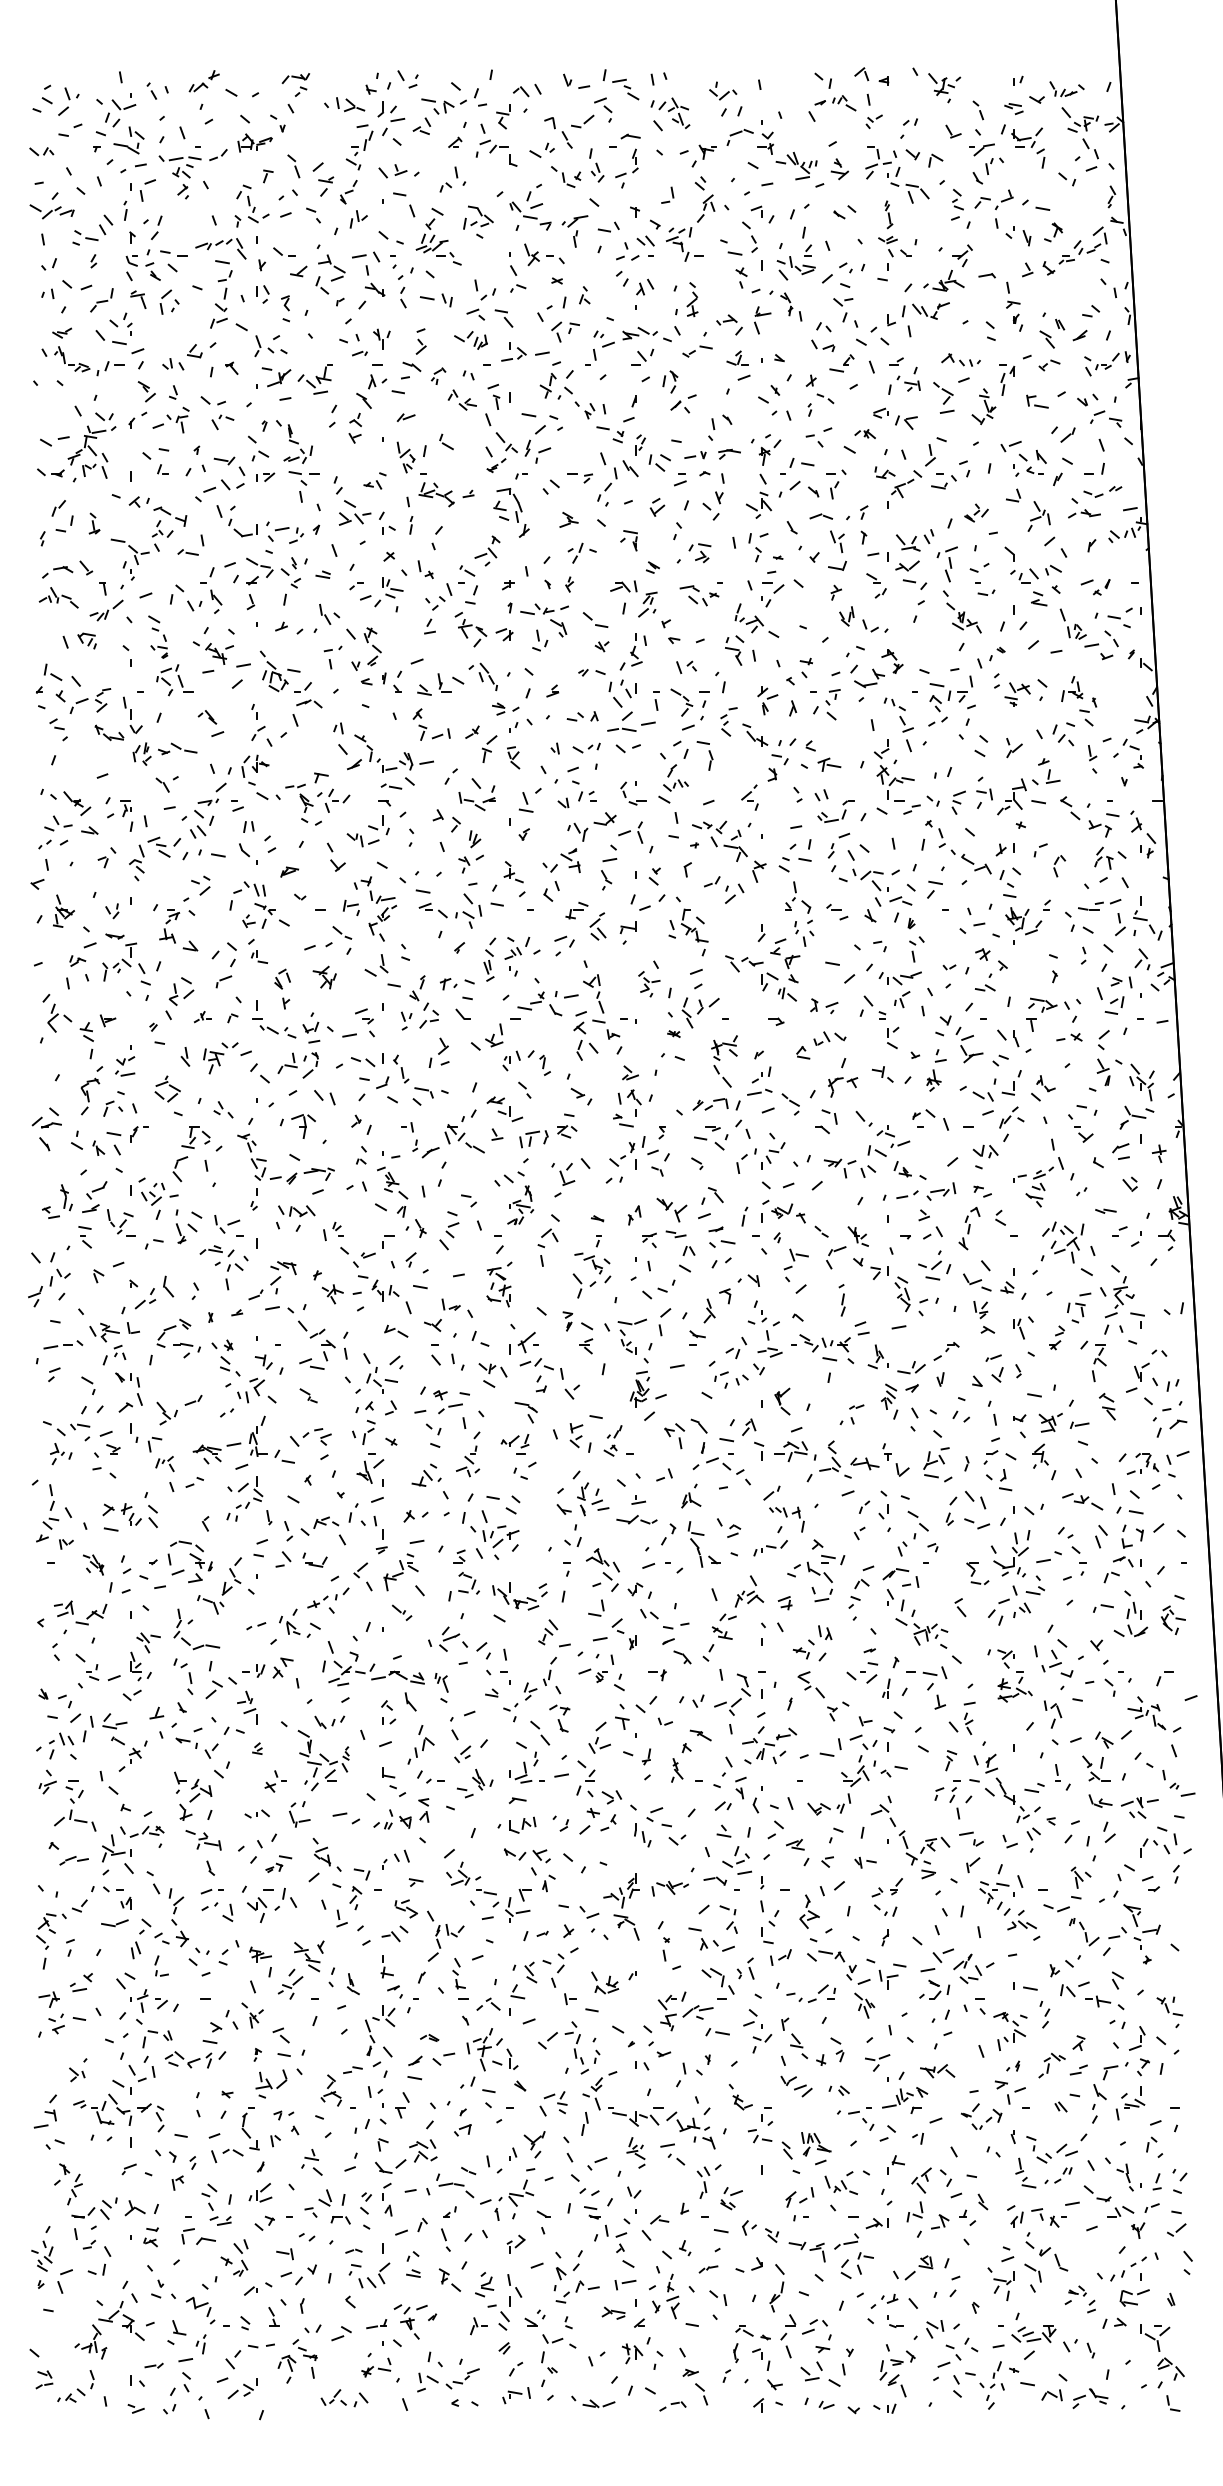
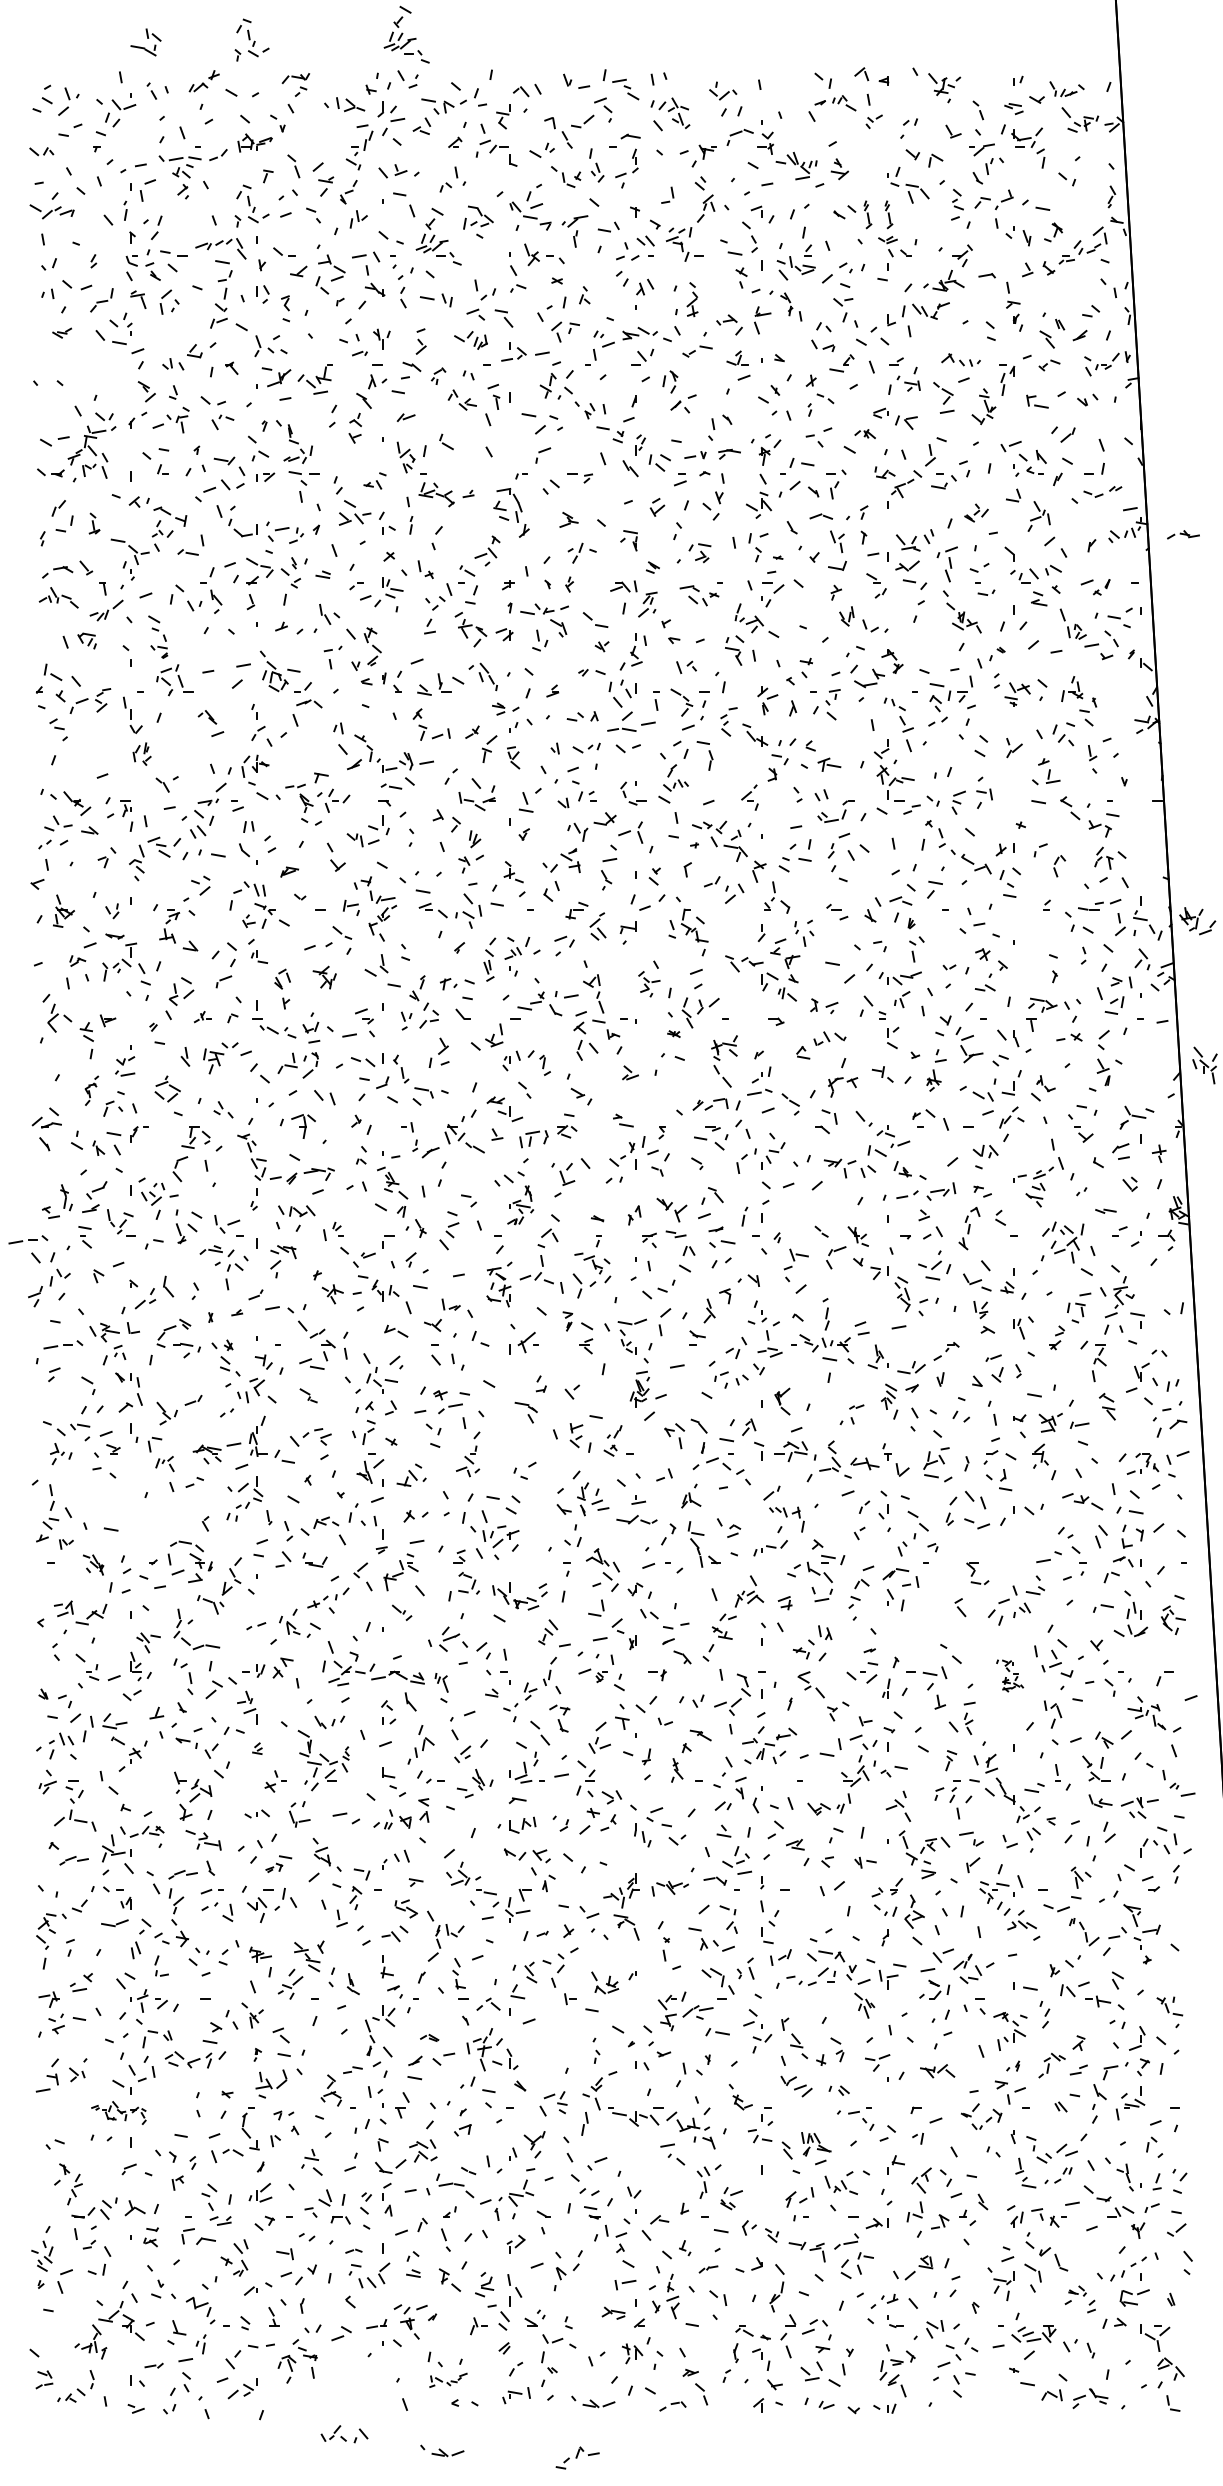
part: none -> present (406, 34)
part: none -> present (251, 39)
part position: (128, 140) -> (145, 42) (145, 42)
part: present -> none (1090, 154)
part: present -> none (881, 162)
part: none -> present (867, 214)
part: present -> none (90, 232)
part: present -> none (82, 361)
part: present -> none (1106, 418)
part: present -> none (508, 452)
part: present -> none (607, 486)
part position: (1084, 513) -> (1183, 534) (1183, 534)
part: present -> none (212, 652)
part: present -> none (109, 732)
part: present -> none (177, 748)
part: present -> none (1132, 753)
part: present -> none (1011, 796)
part: present -> none (1142, 834)
part: present -> none (870, 879)
part position: (798, 897) -> (777, 897) (777, 897)
part position: (1023, 921) -> (1197, 921) (1197, 921)
part position: (1141, 1082) -> (1204, 1065) (1204, 1065)
part size: 24x50 px -> 16x31 px (91, 1090)
part: present -> none (634, 1102)
part: present -> none (788, 1213)
part: none -> present (28, 1239)
part position: (283, 1277) -> (283, 1261) (283, 1261)
part position: (841, 1300) -> (825, 1314) (825, 1314)
part position: (541, 1368) -> (541, 1282) (541, 1282)
part: present -> none (492, 1370)
part: present -> none (514, 1444)
part position: (426, 1474) -> (411, 1474) (411, 1474)
part: present -> none (129, 1515)
part: present -> none (1010, 1553)
part: present -> none (921, 1627)
part size: 46x54 px -> 29x34 px (1010, 1675)
part position: (883, 1810) -> (898, 1805) (898, 1805)
part: none -> present (182, 1874)
part position: (809, 1911) -> (914, 1911) (914, 1911)
part position: (812, 1999) -> (812, 1982) (812, 1982)
part: present -> none (573, 2048)
part: present -> none (905, 2097)
part position: (44, 2111) -> (46, 2075) (46, 2075)
part size: 92x40 px -> 56x24 px (118, 2112)
part: present -> none (635, 2152)
part position: (577, 2291) -> (577, 2457) (577, 2457)
part: present -> none (376, 2367)
part size: 63x25 px -> 39x16 px (448, 2379)
part: present -> none (991, 2385)
part position: (344, 2398) -> (344, 2434) (344, 2434)
part: none -> present (442, 2450)
